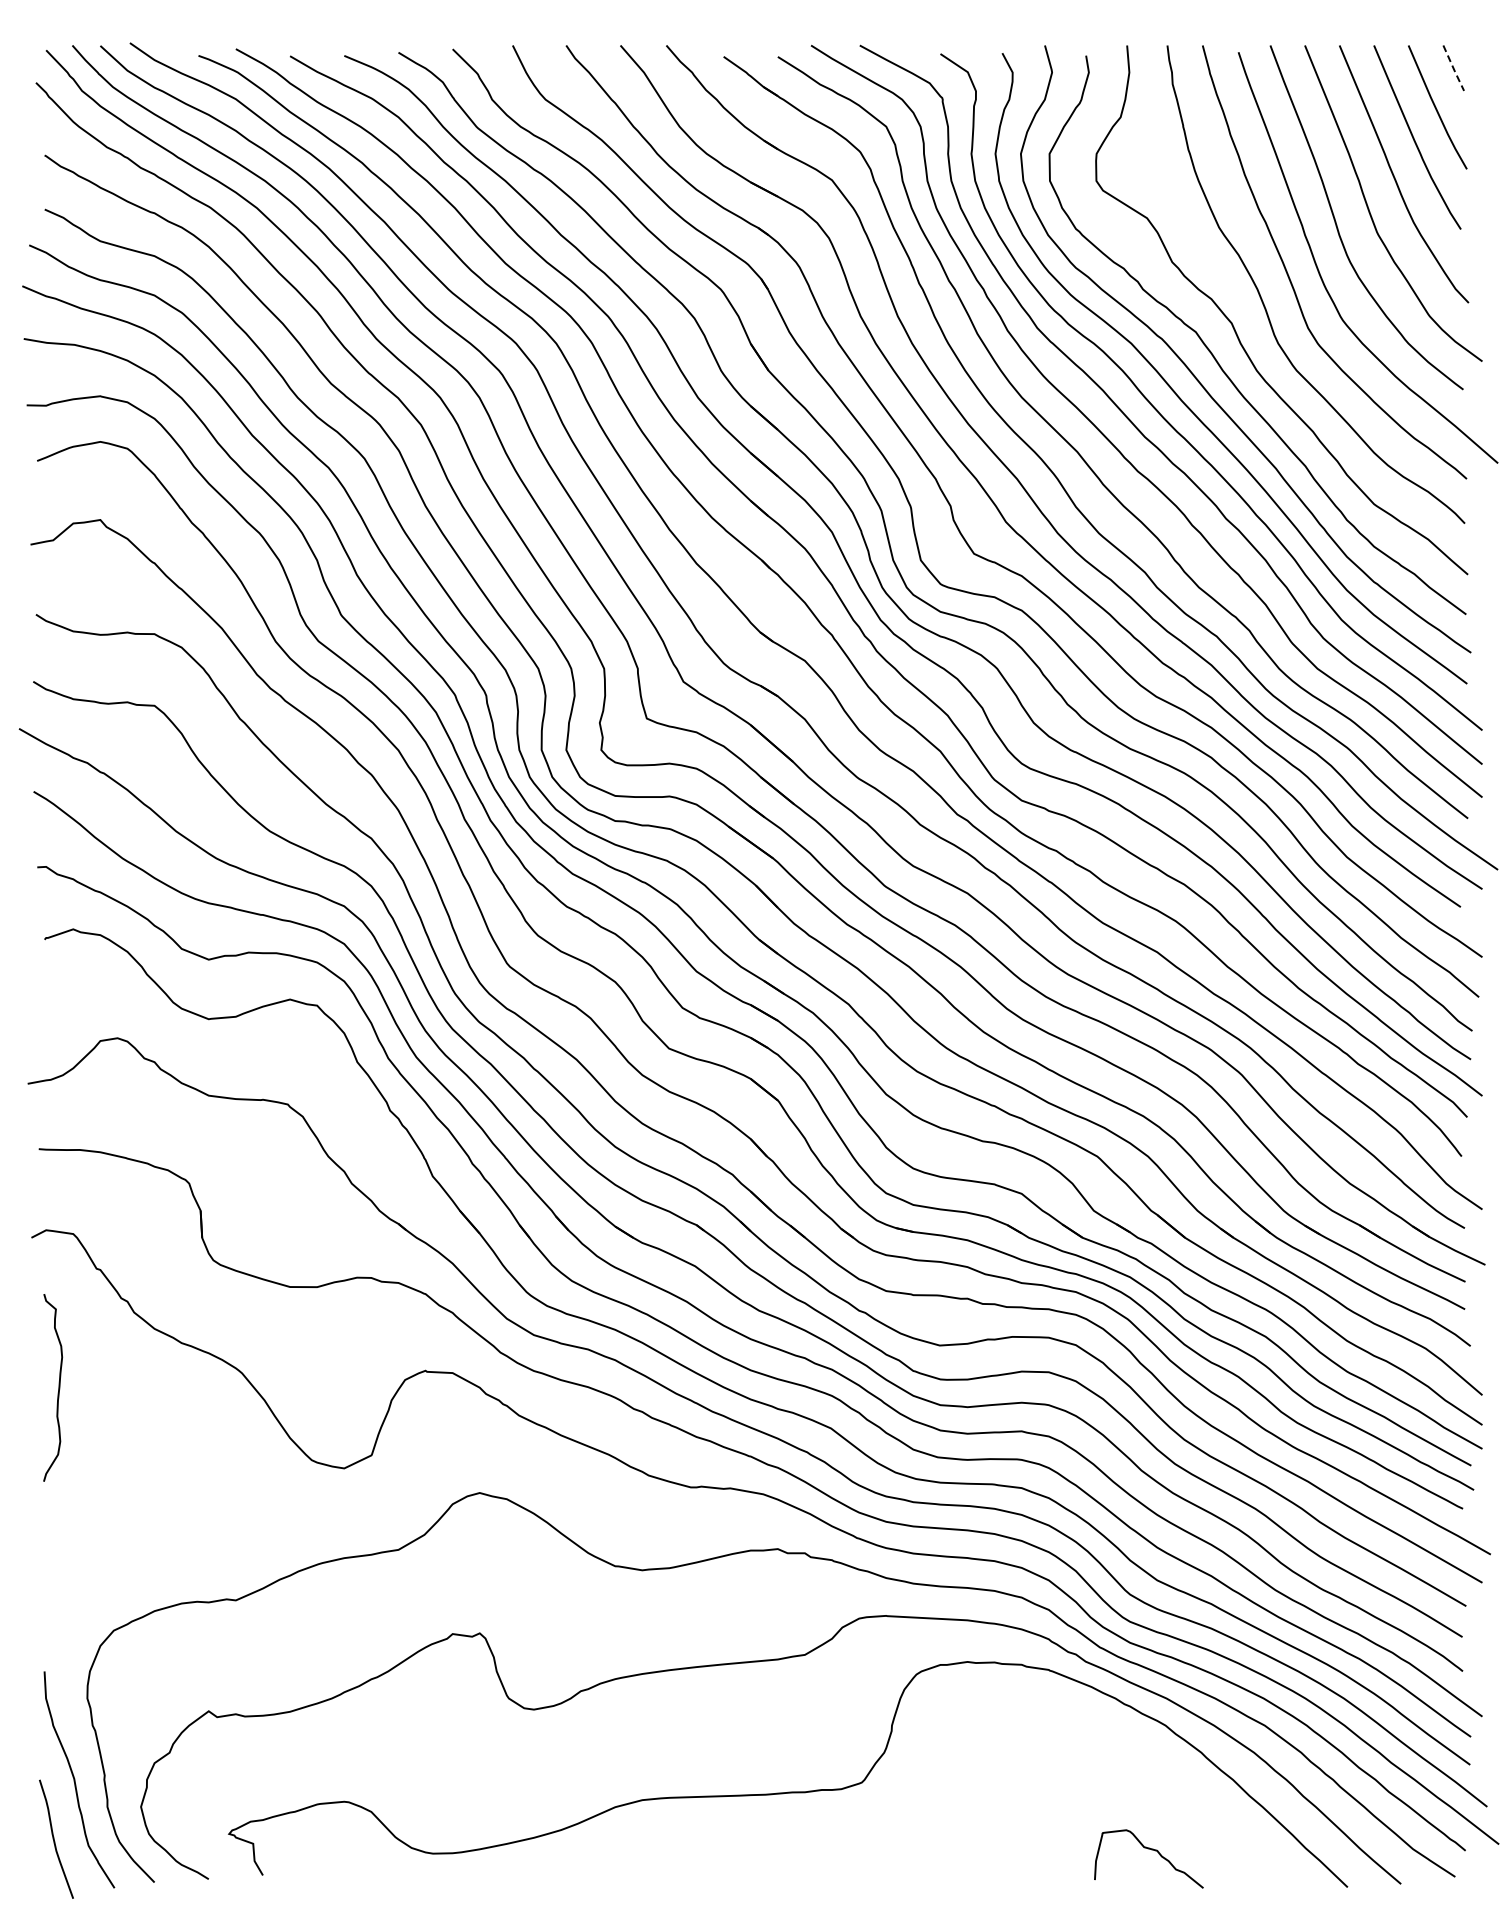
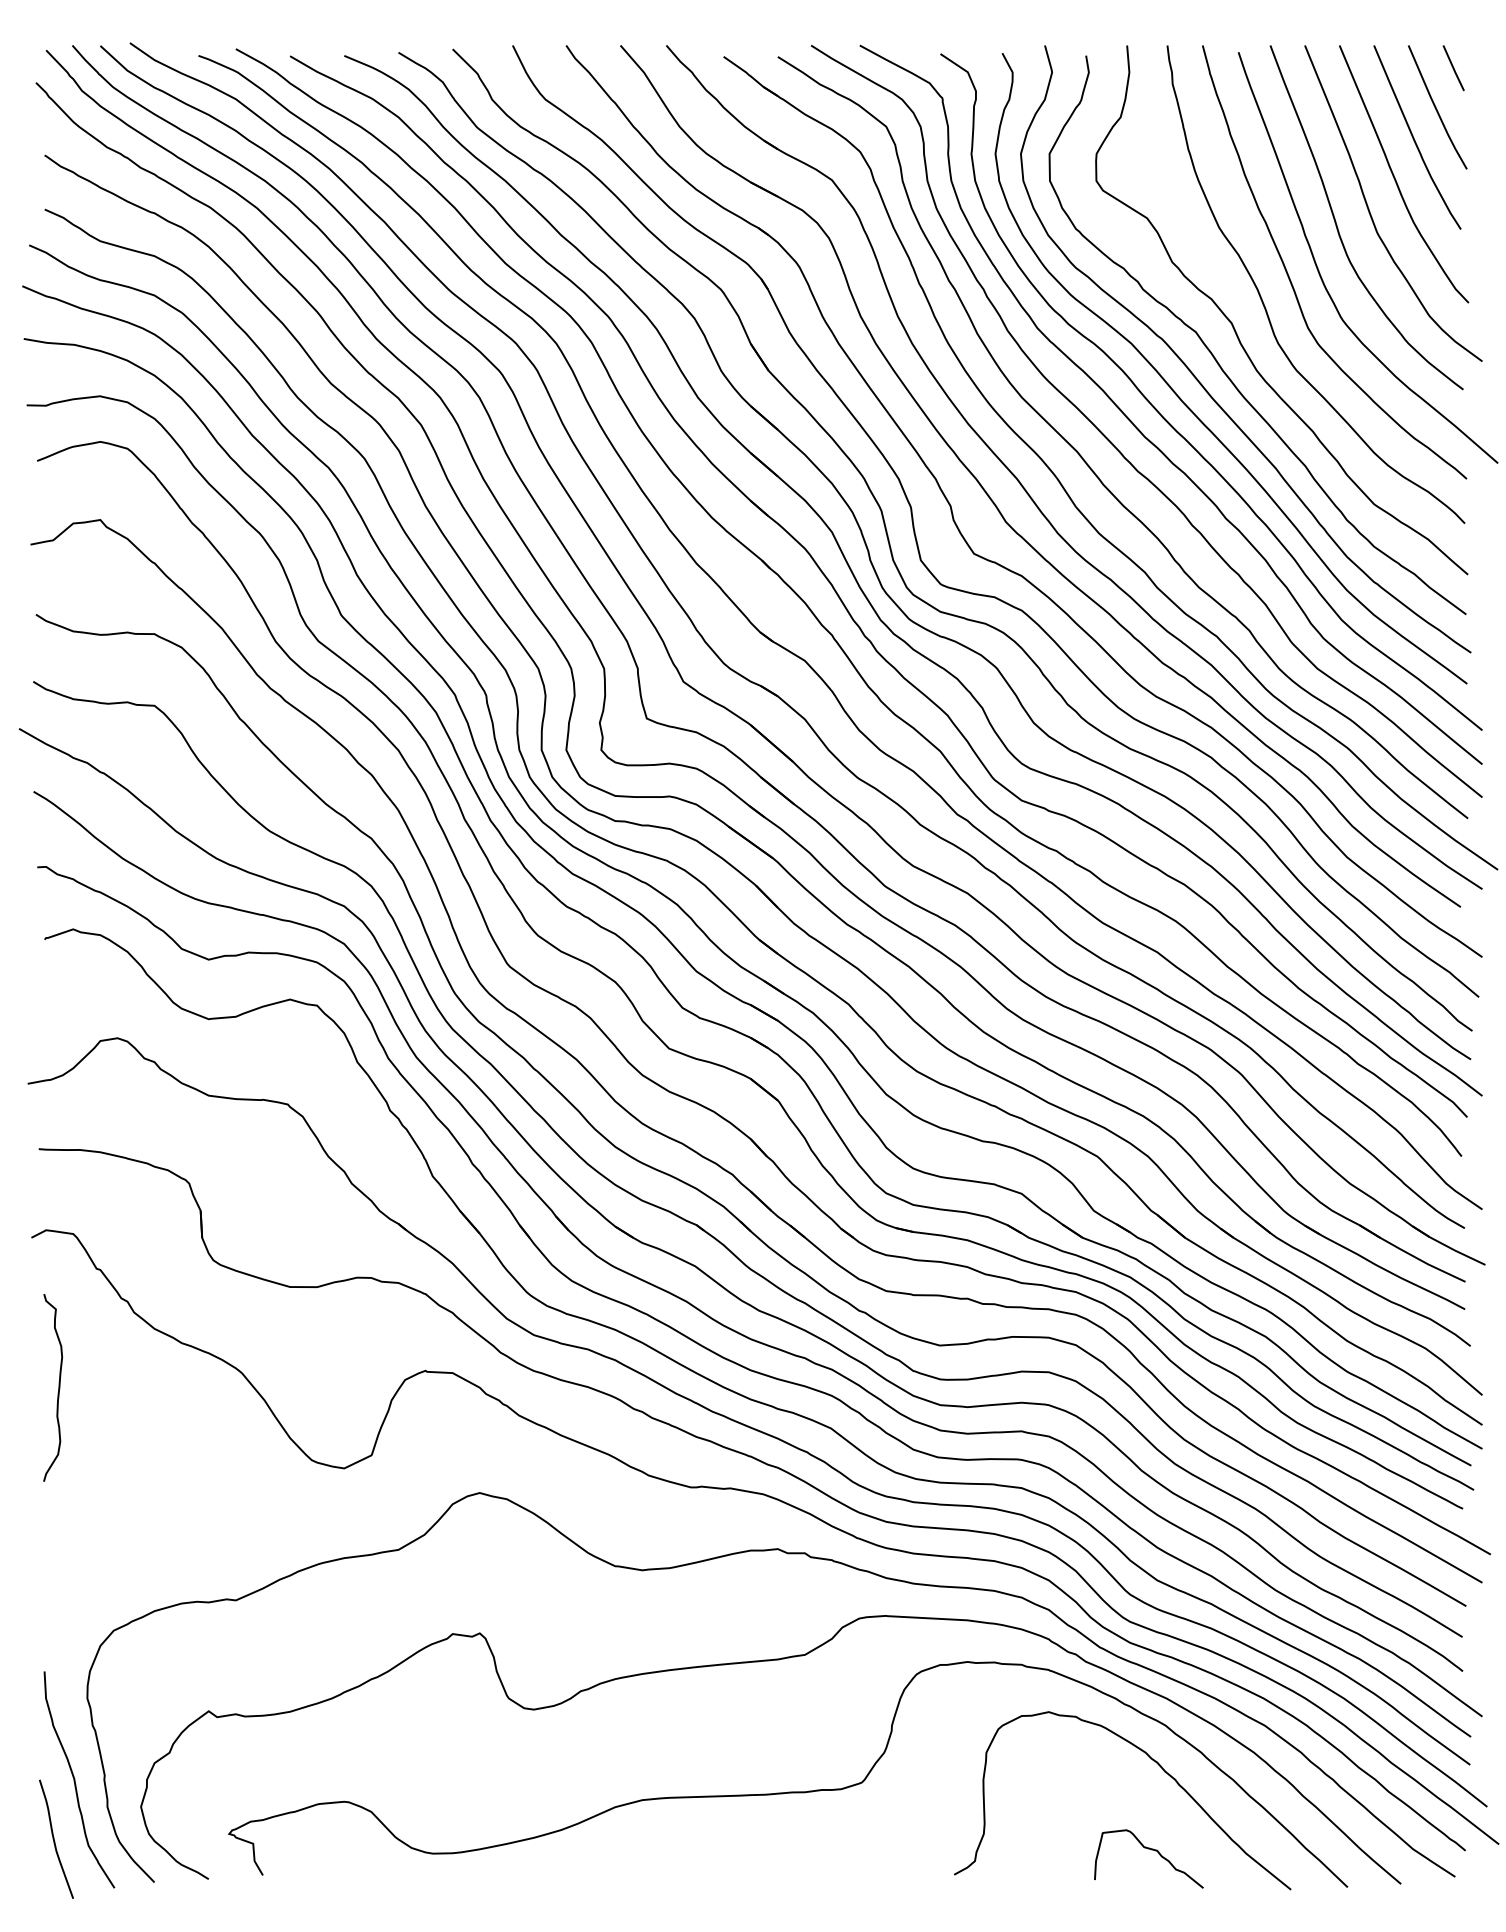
line: dashed -> solid (1453, 68)
curve: none -> present (1153, 1761)
